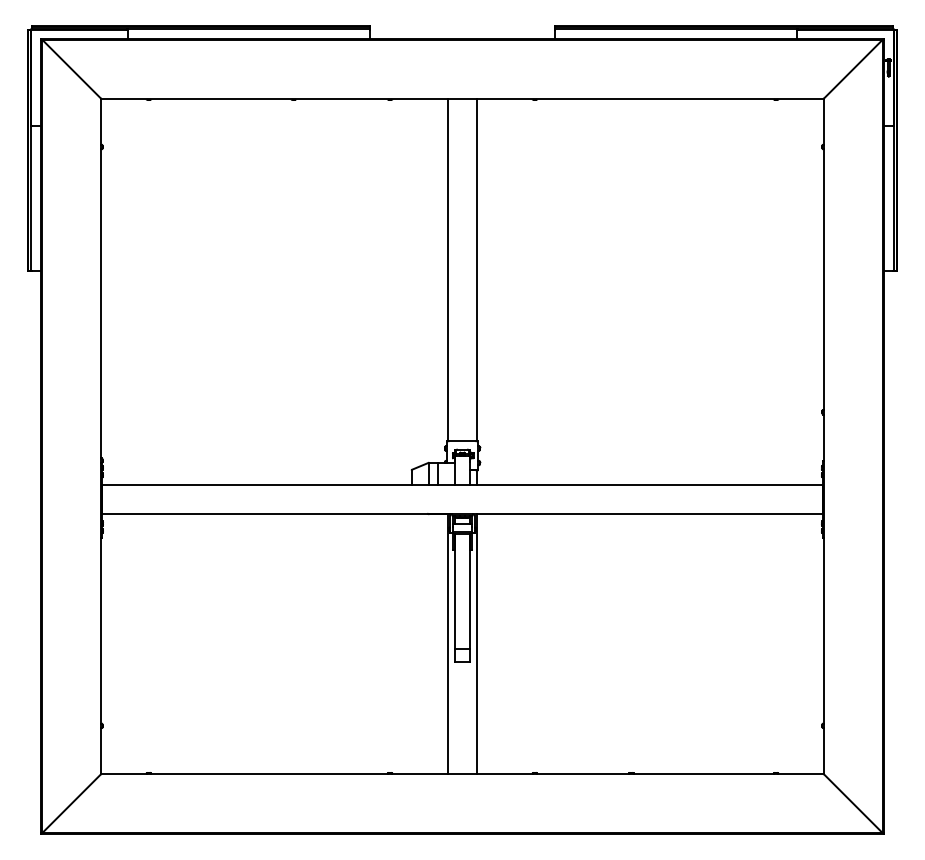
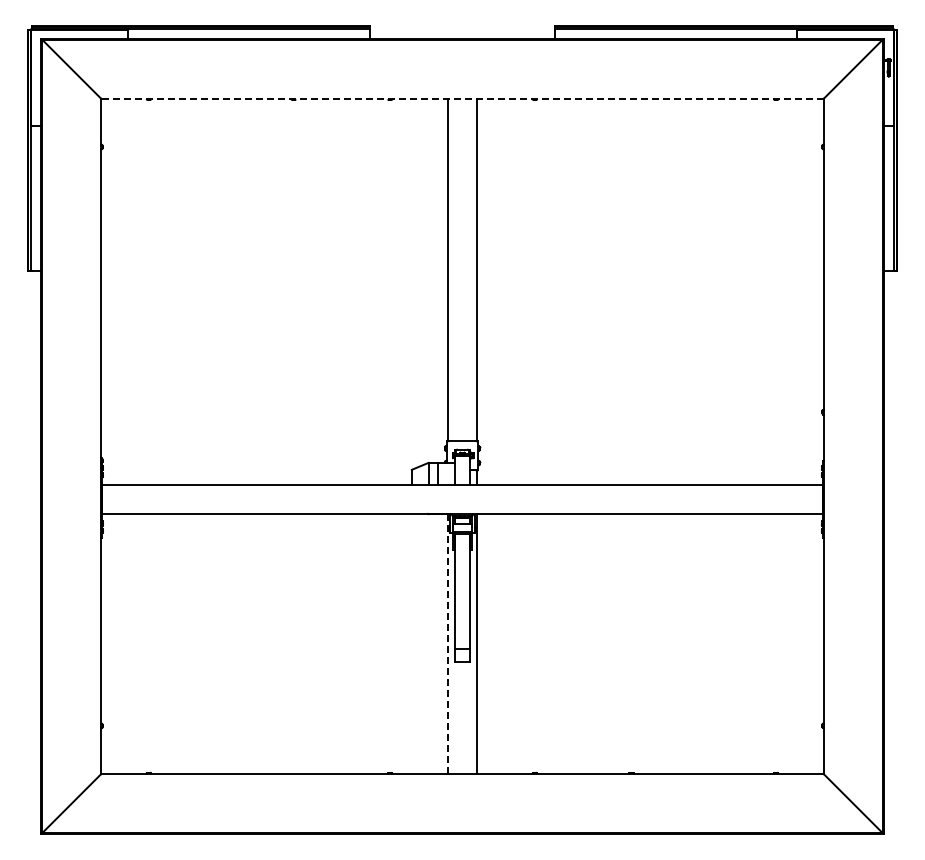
line: solid -> dashed (462, 98)
line: solid -> dashed (447, 643)
